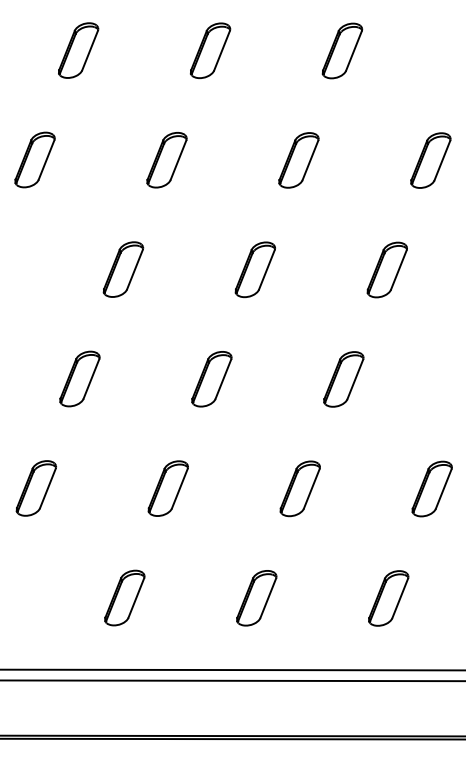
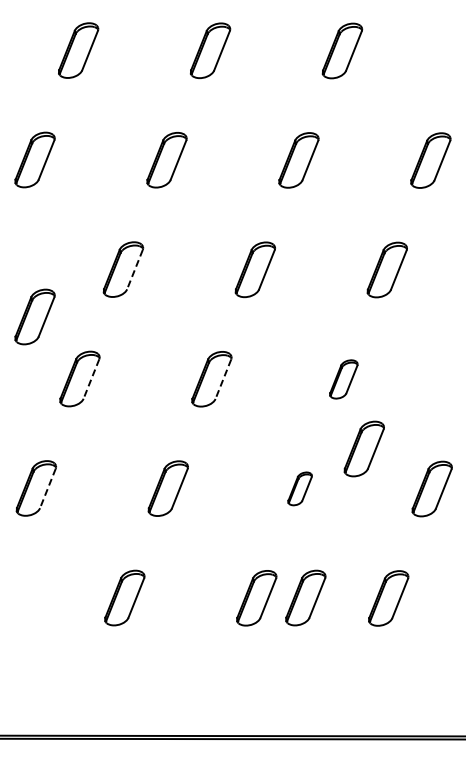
line: solid -> dashed (134, 270)
part: none -> present (34, 316)
line: solid -> dashed (91, 379)
line: solid -> dashed (223, 379)
part size: 42x57 px -> 30x41 px (343, 379)
part: none -> present (363, 448)
line: solid -> dashed (47, 488)
part size: 42x58 px -> 26x36 px (299, 488)
part: none -> present (305, 597)
line: present -> none (232, 669)
line: present -> none (232, 680)
